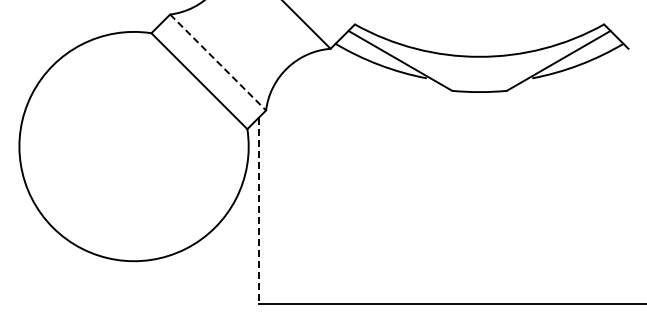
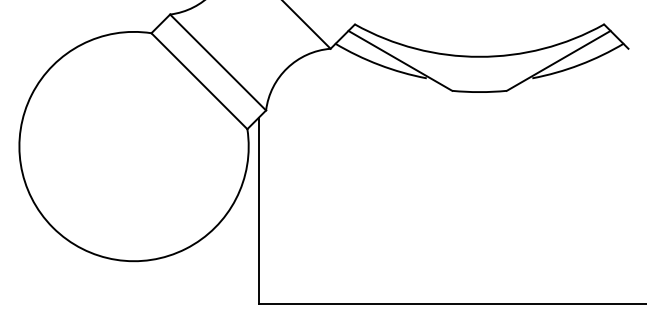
line: dashed -> solid (218, 62)
line: dashed -> solid (259, 211)
